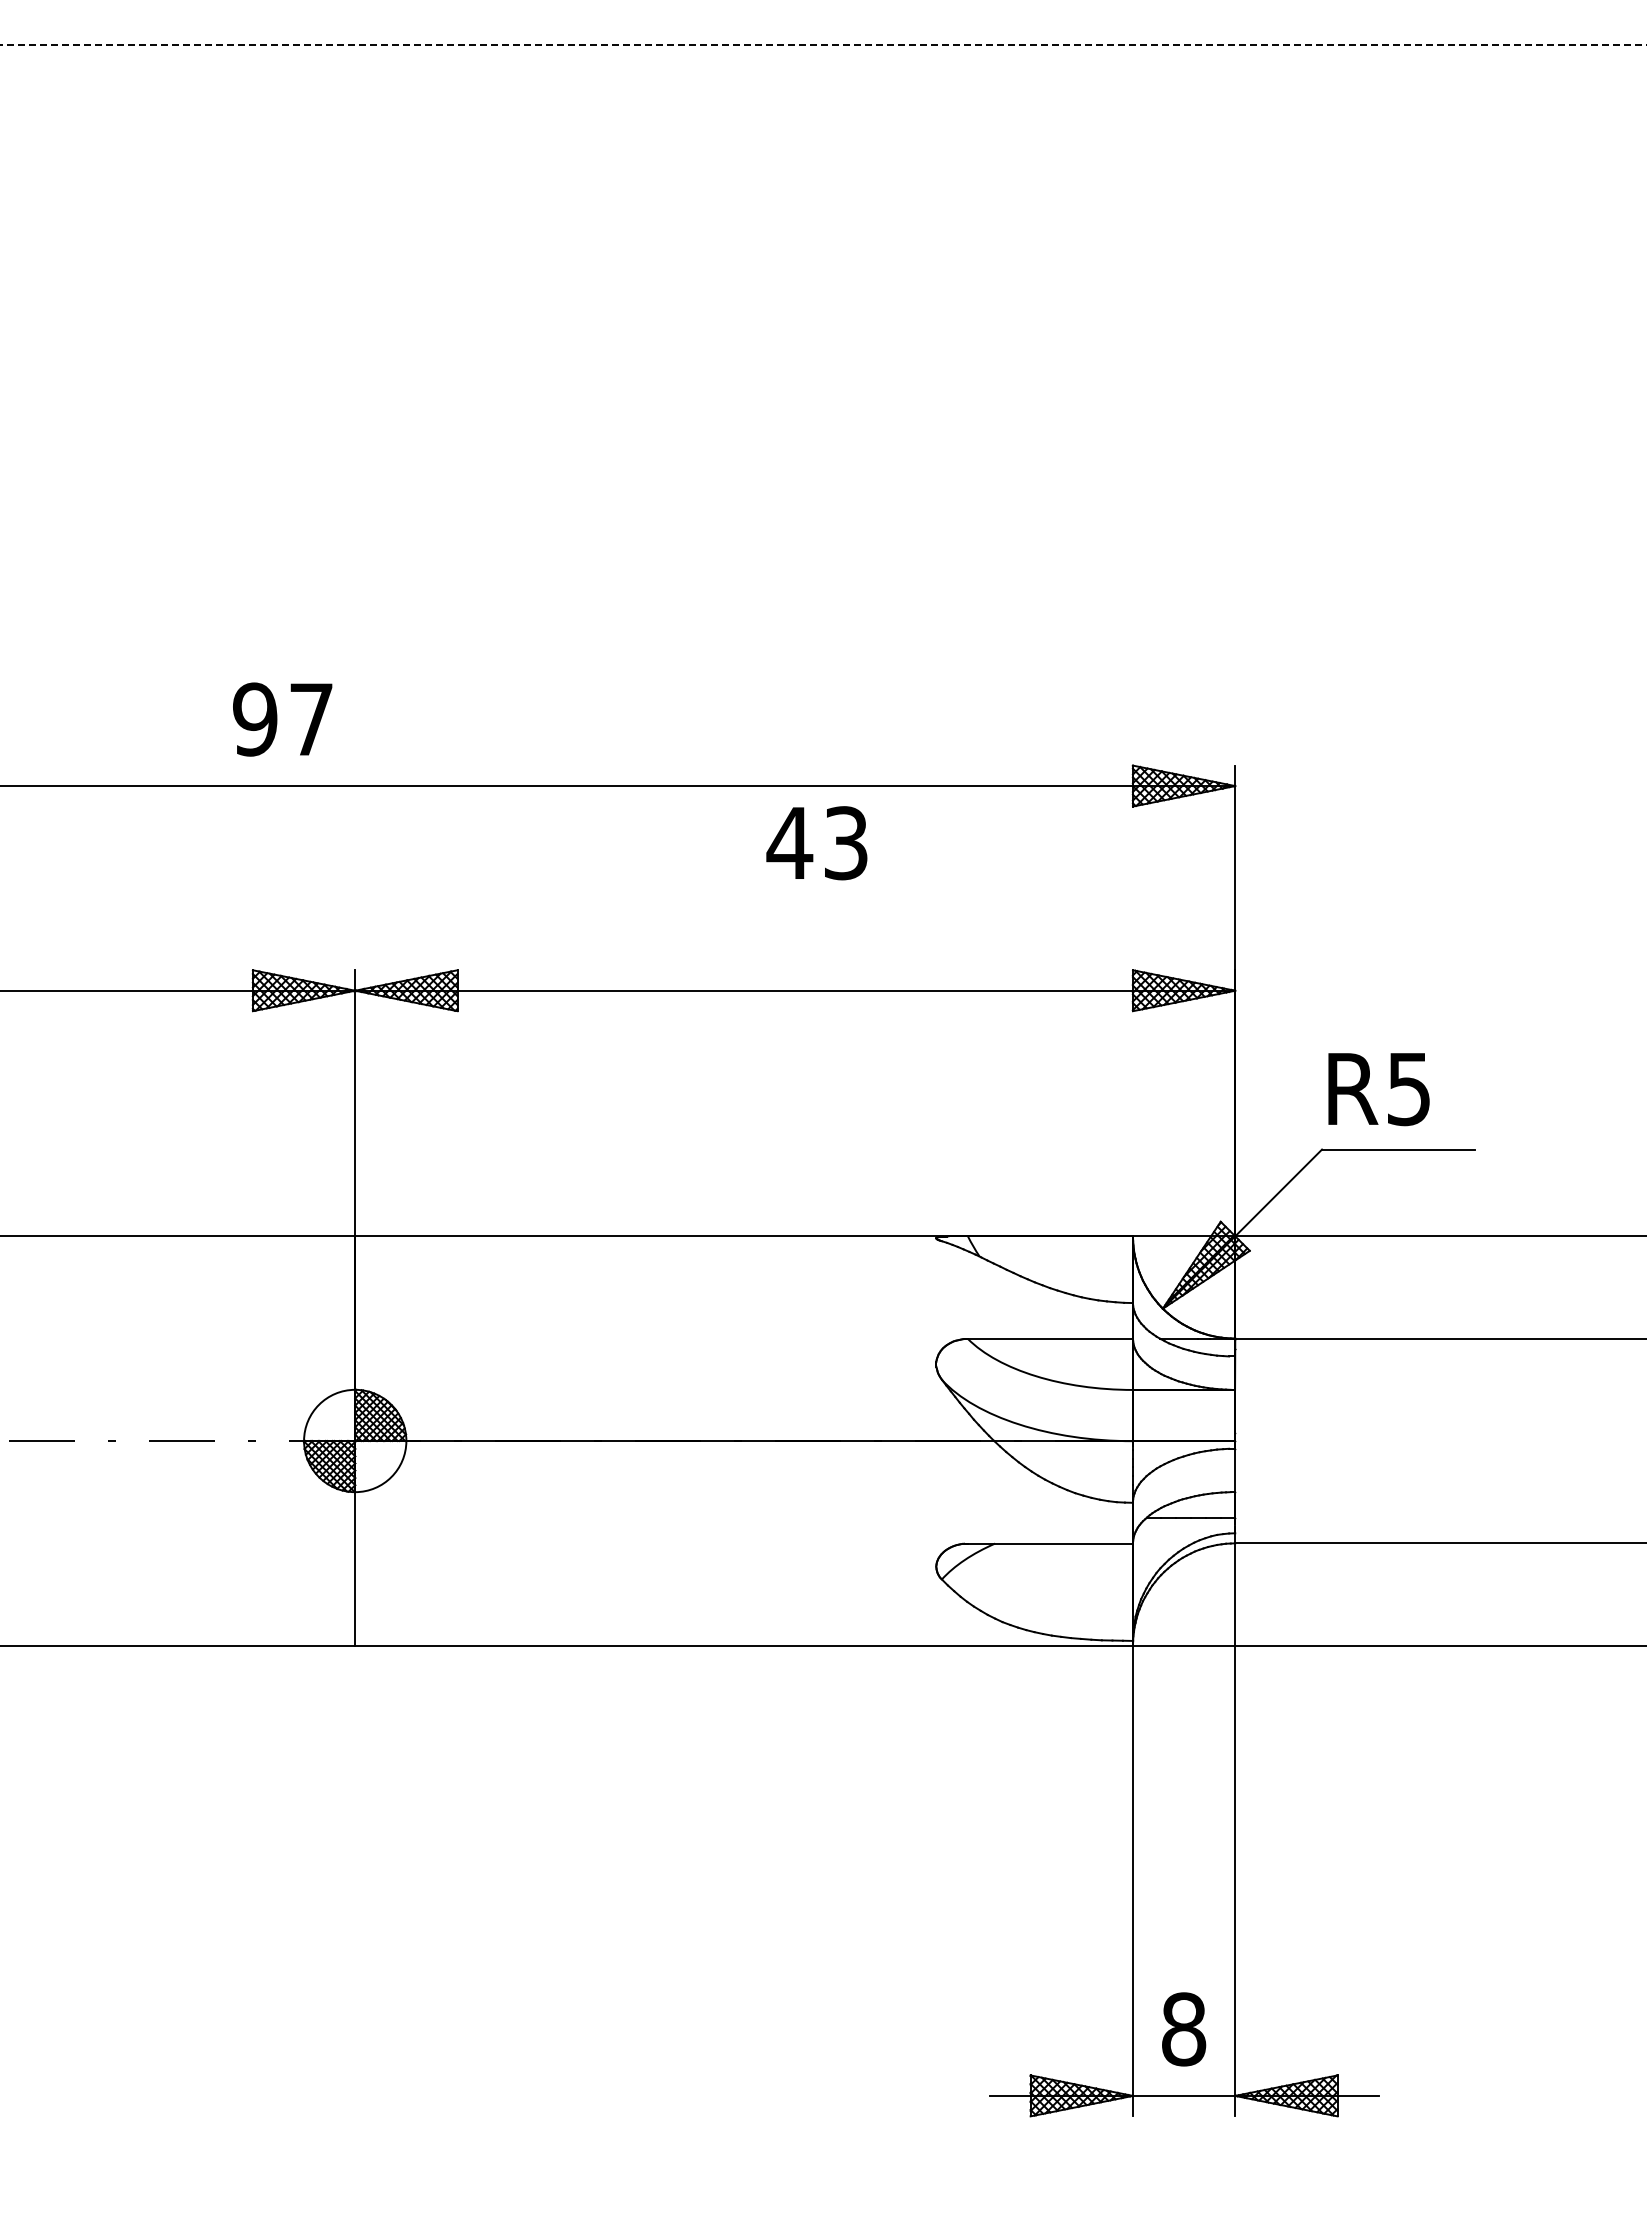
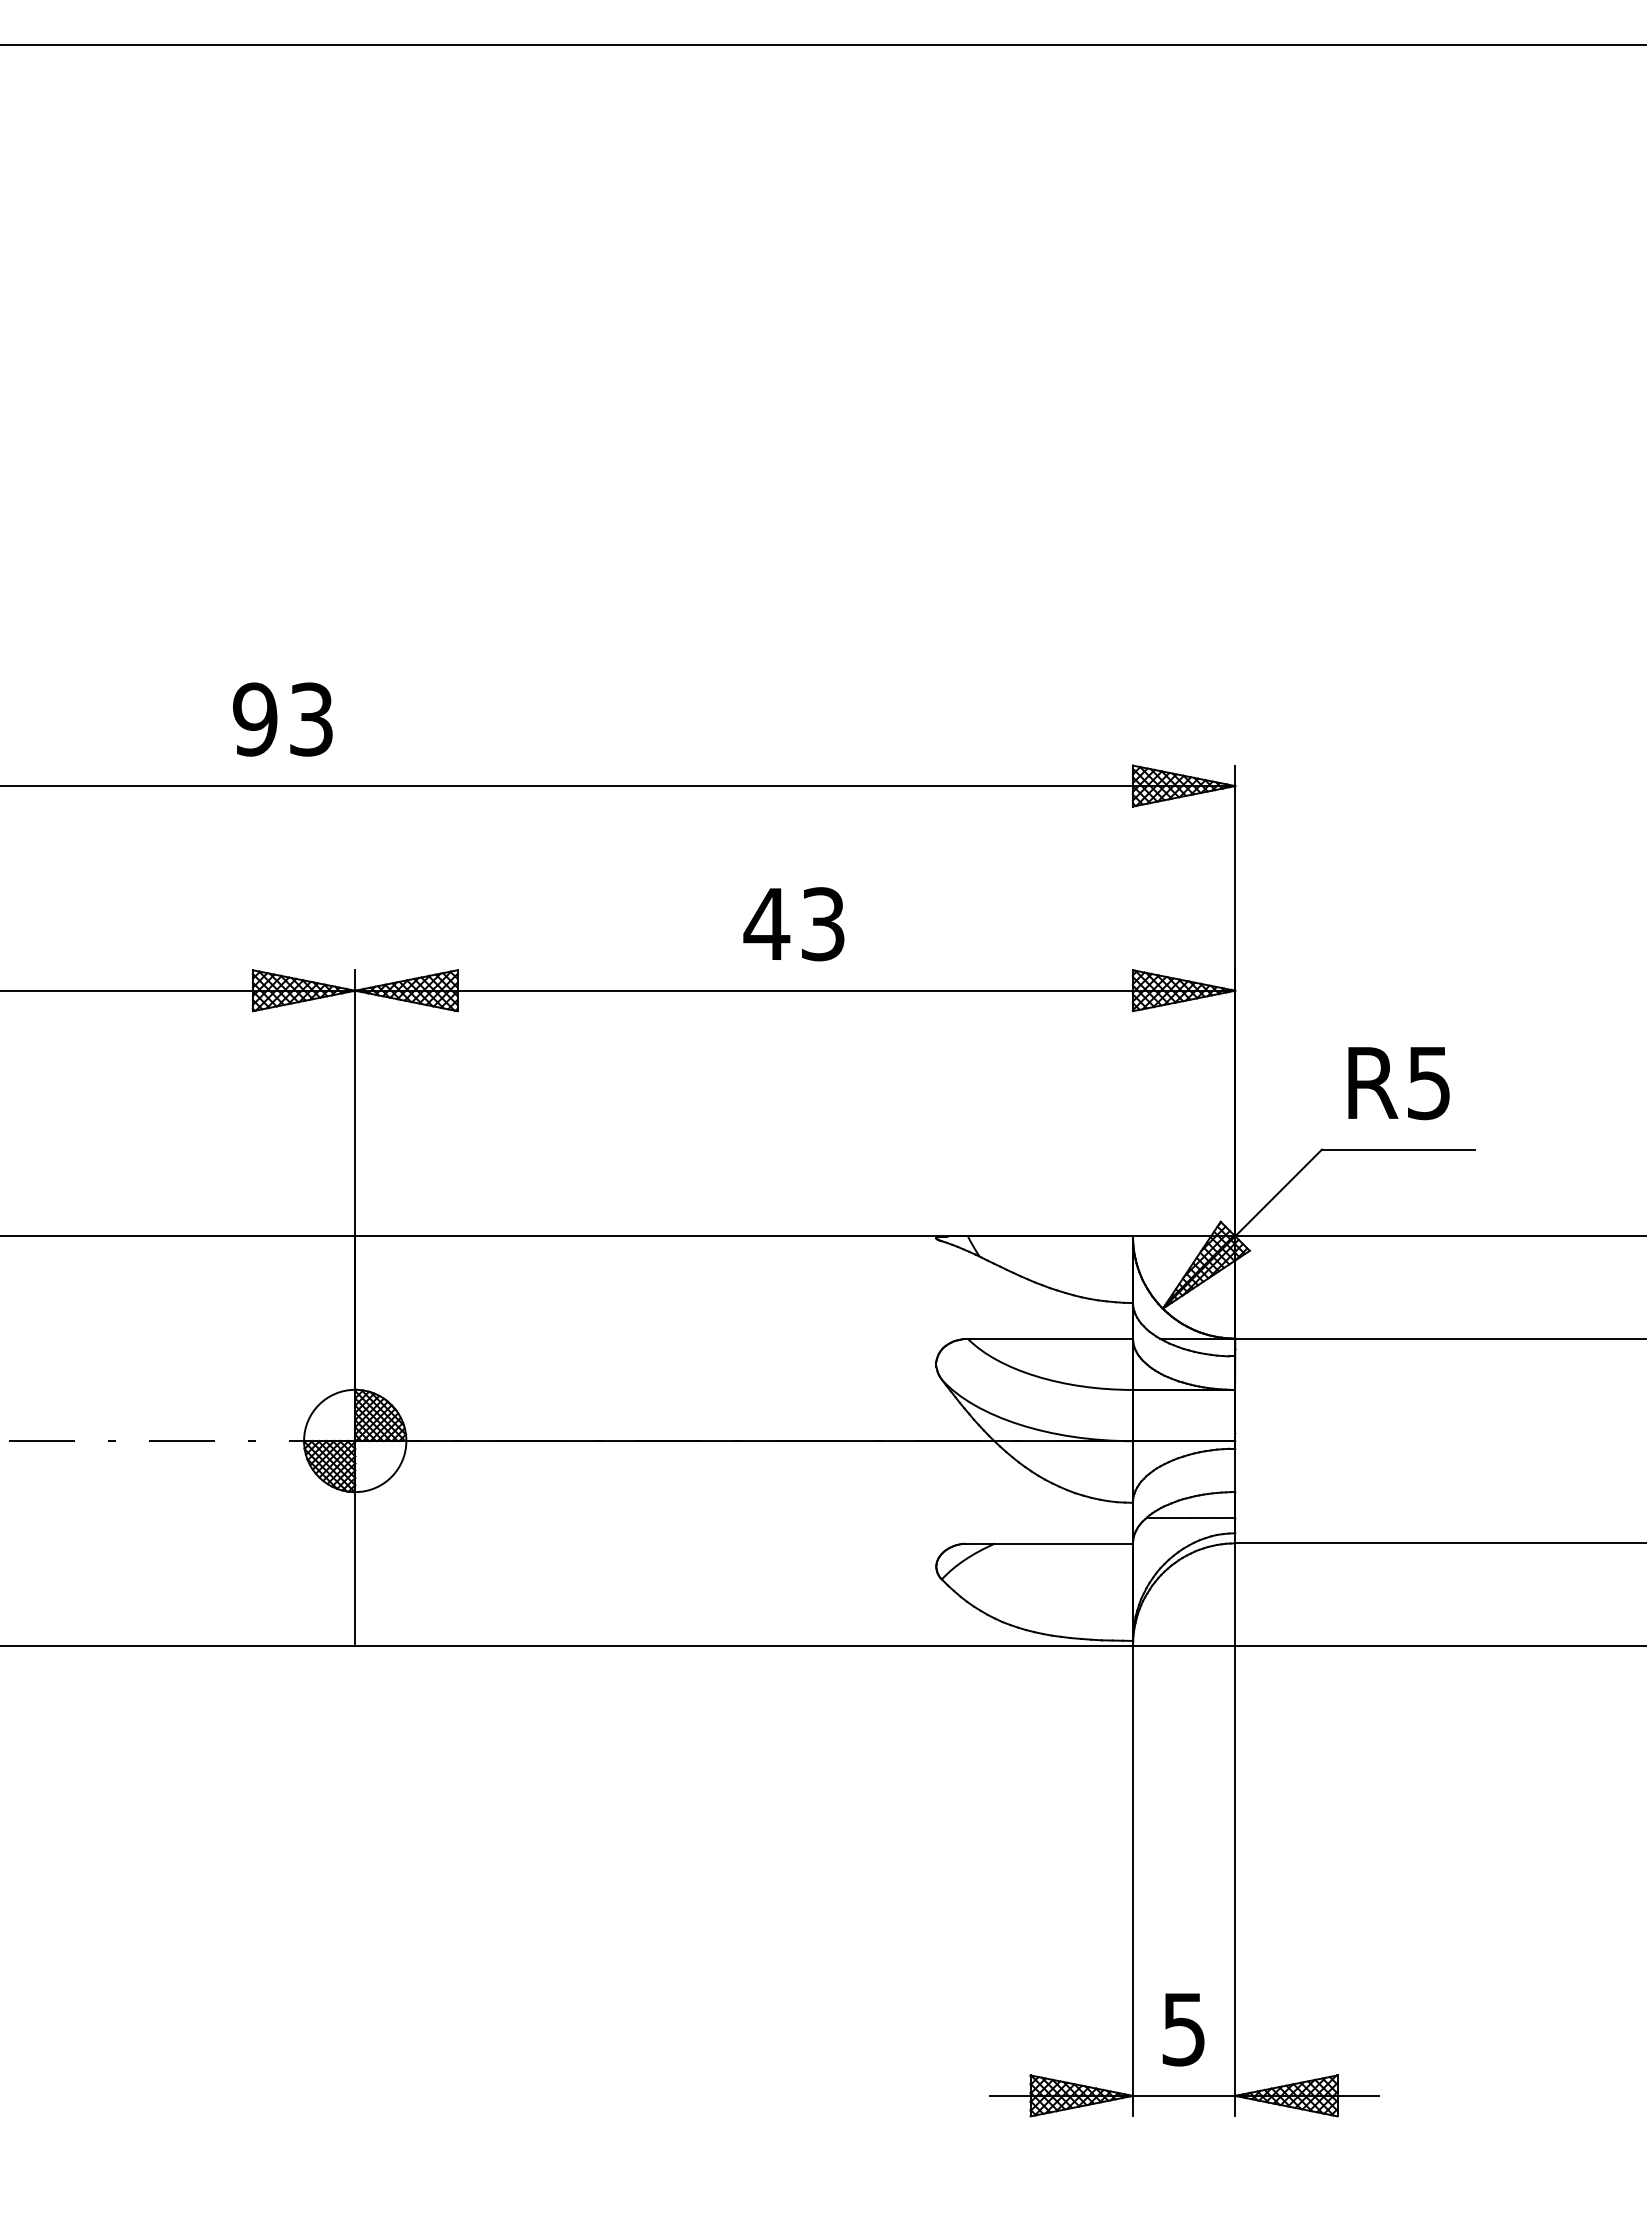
line: dashed -> solid (822, 45)
text: 97 -> 93 (311, 719)
text position: (816, 843) -> (793, 924) (793, 924)
text position: (1378, 1089) -> (1398, 1083) (1398, 1083)
text: 8 -> 5 (1184, 2029)
